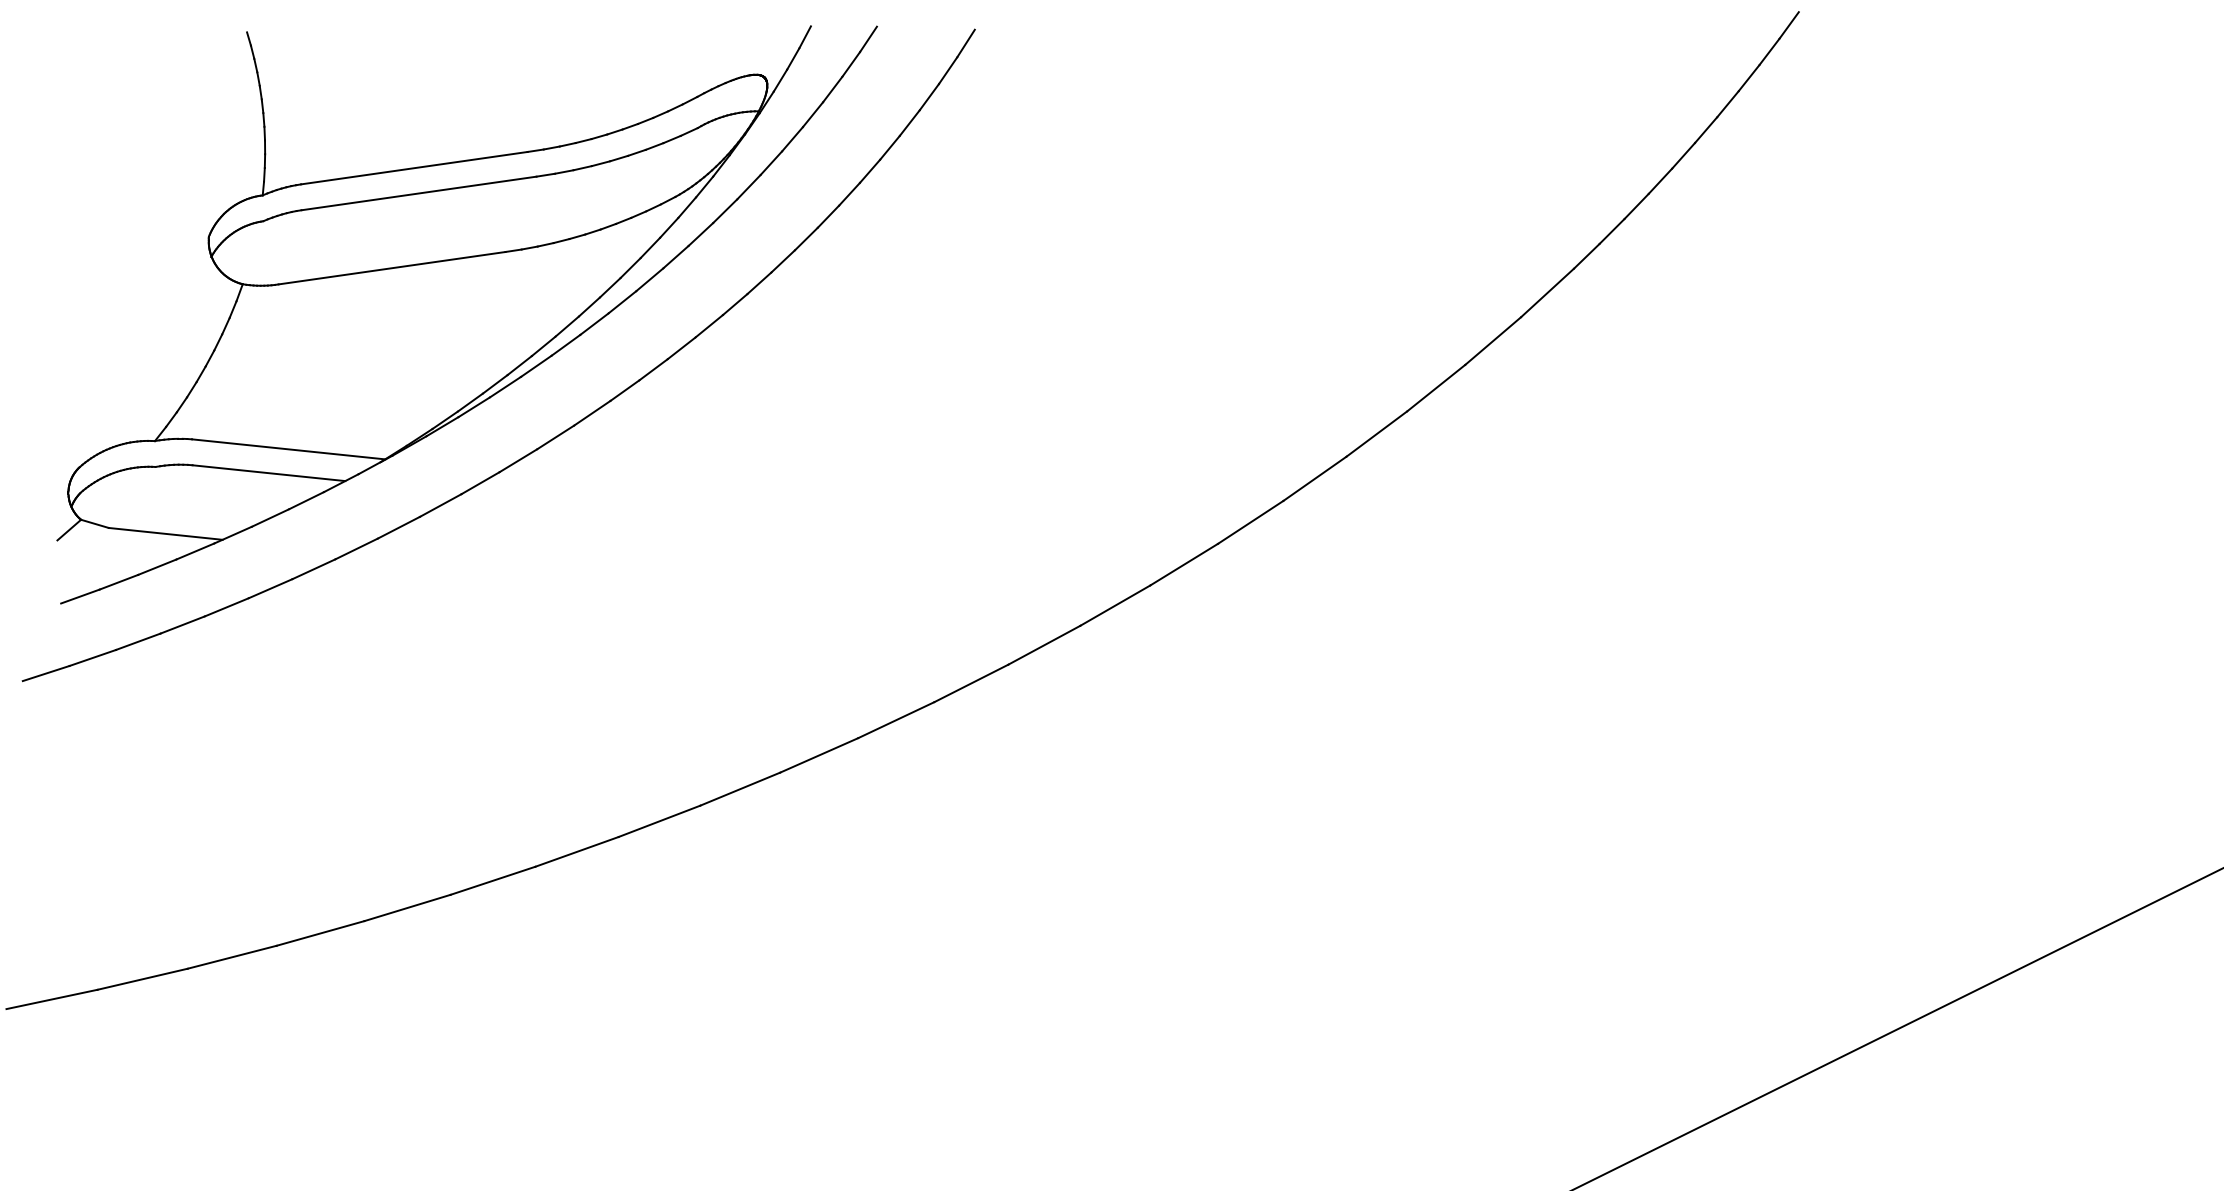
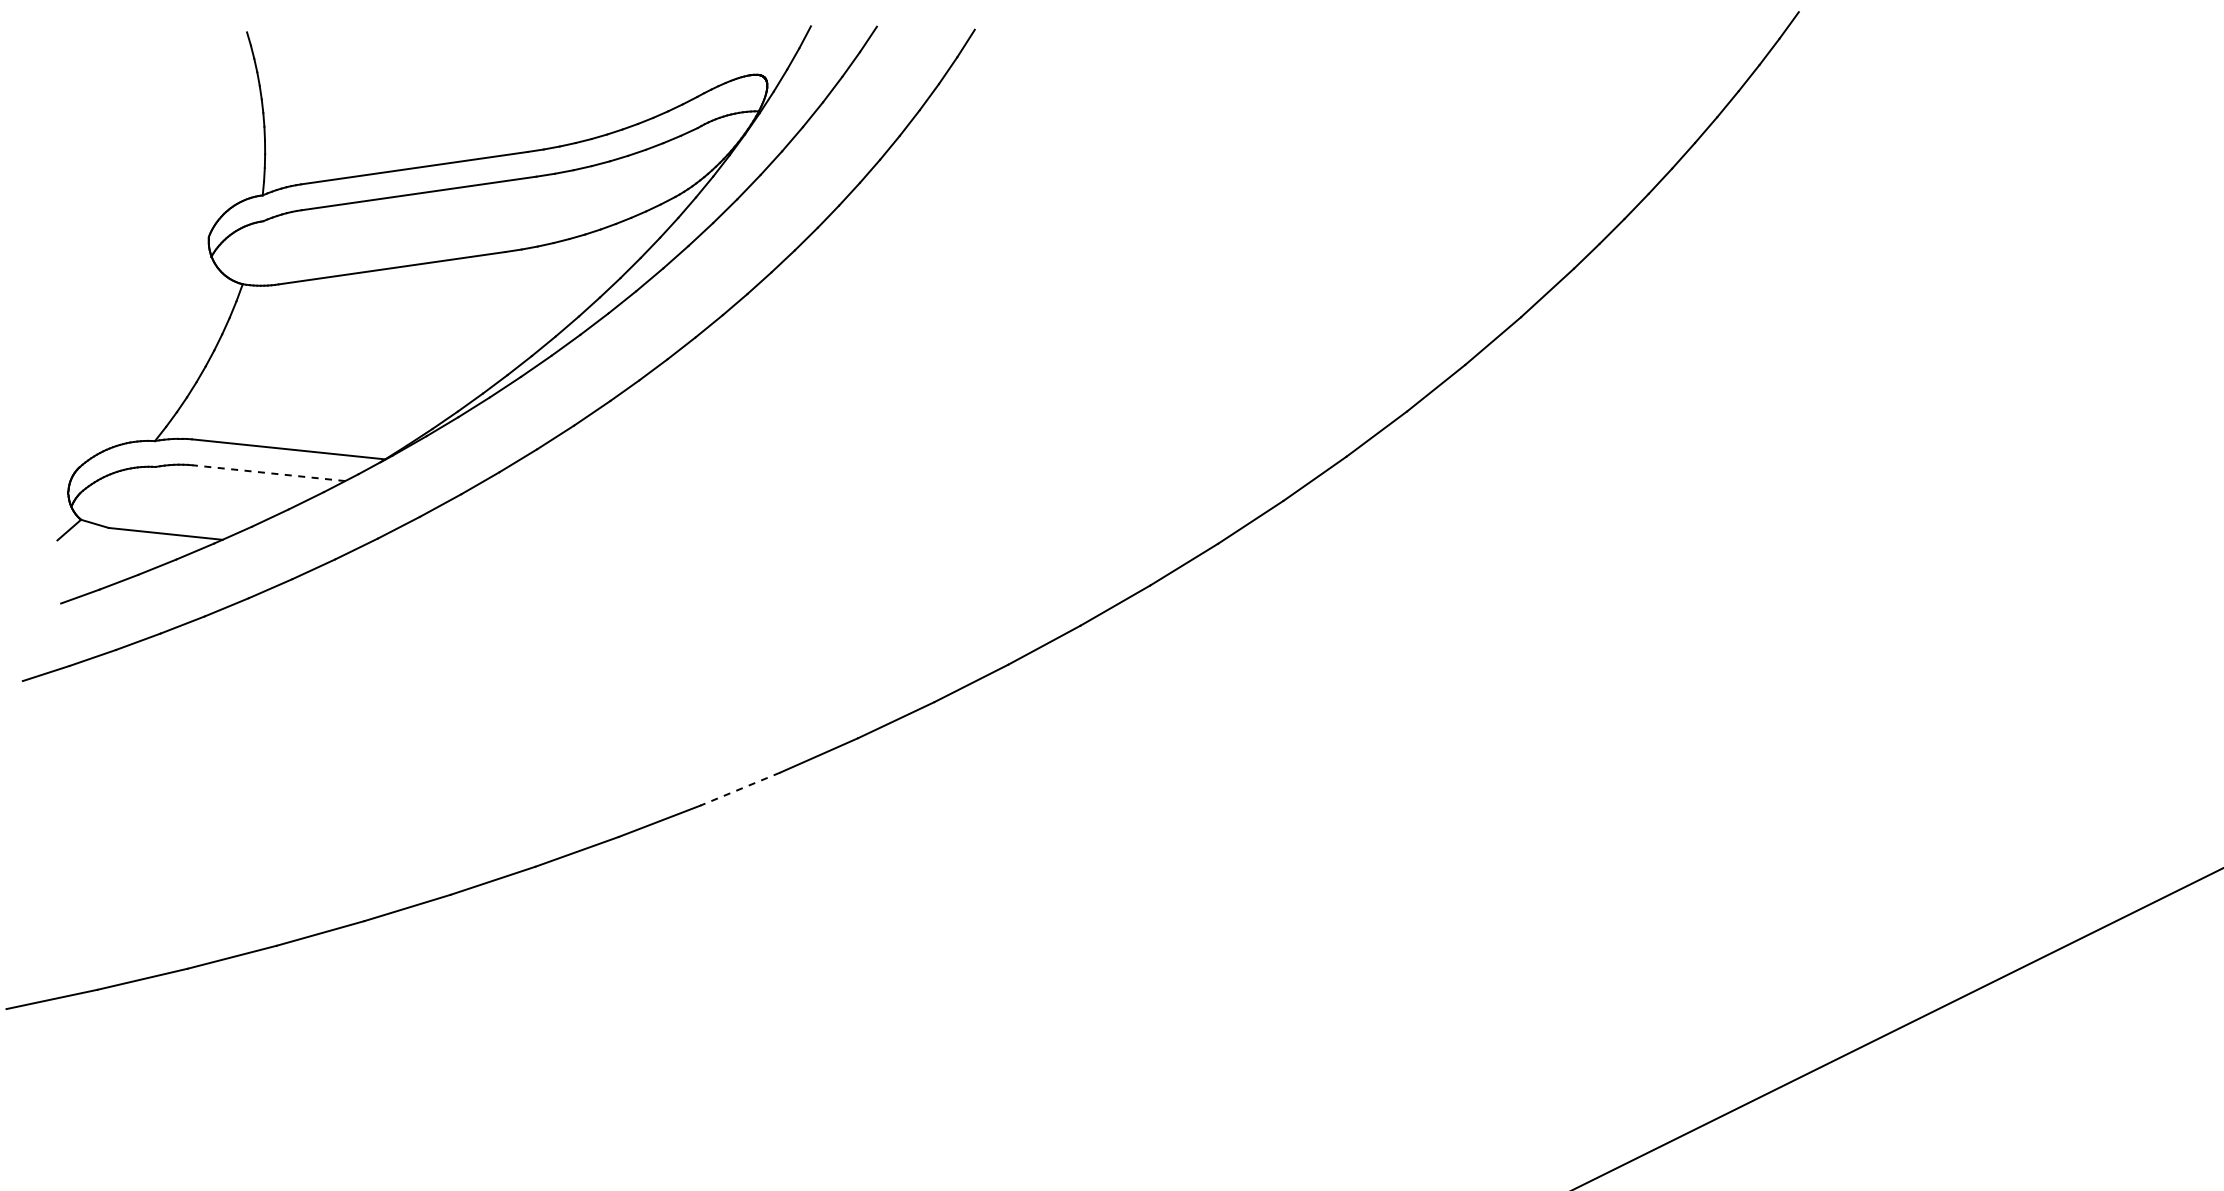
line: solid -> dashed (268, 473)
line: solid -> dashed (739, 789)
